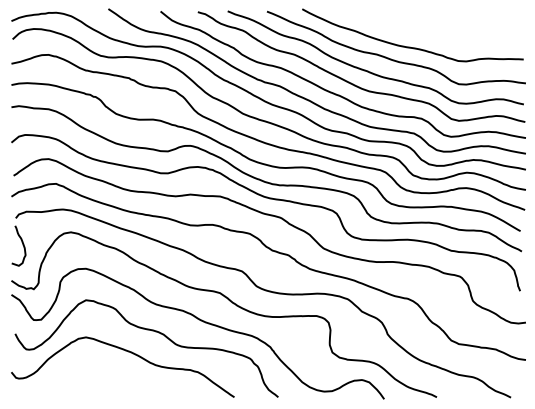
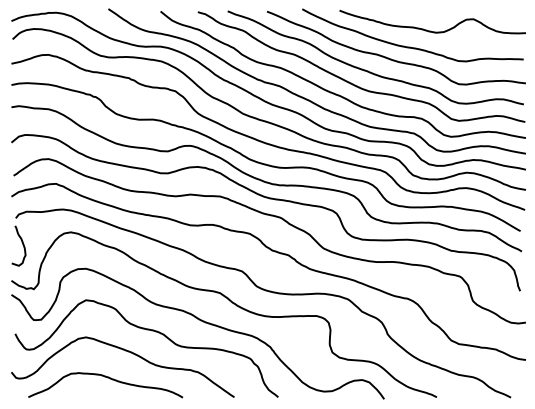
curve: none -> present (430, 30)
curve: none -> present (107, 378)
